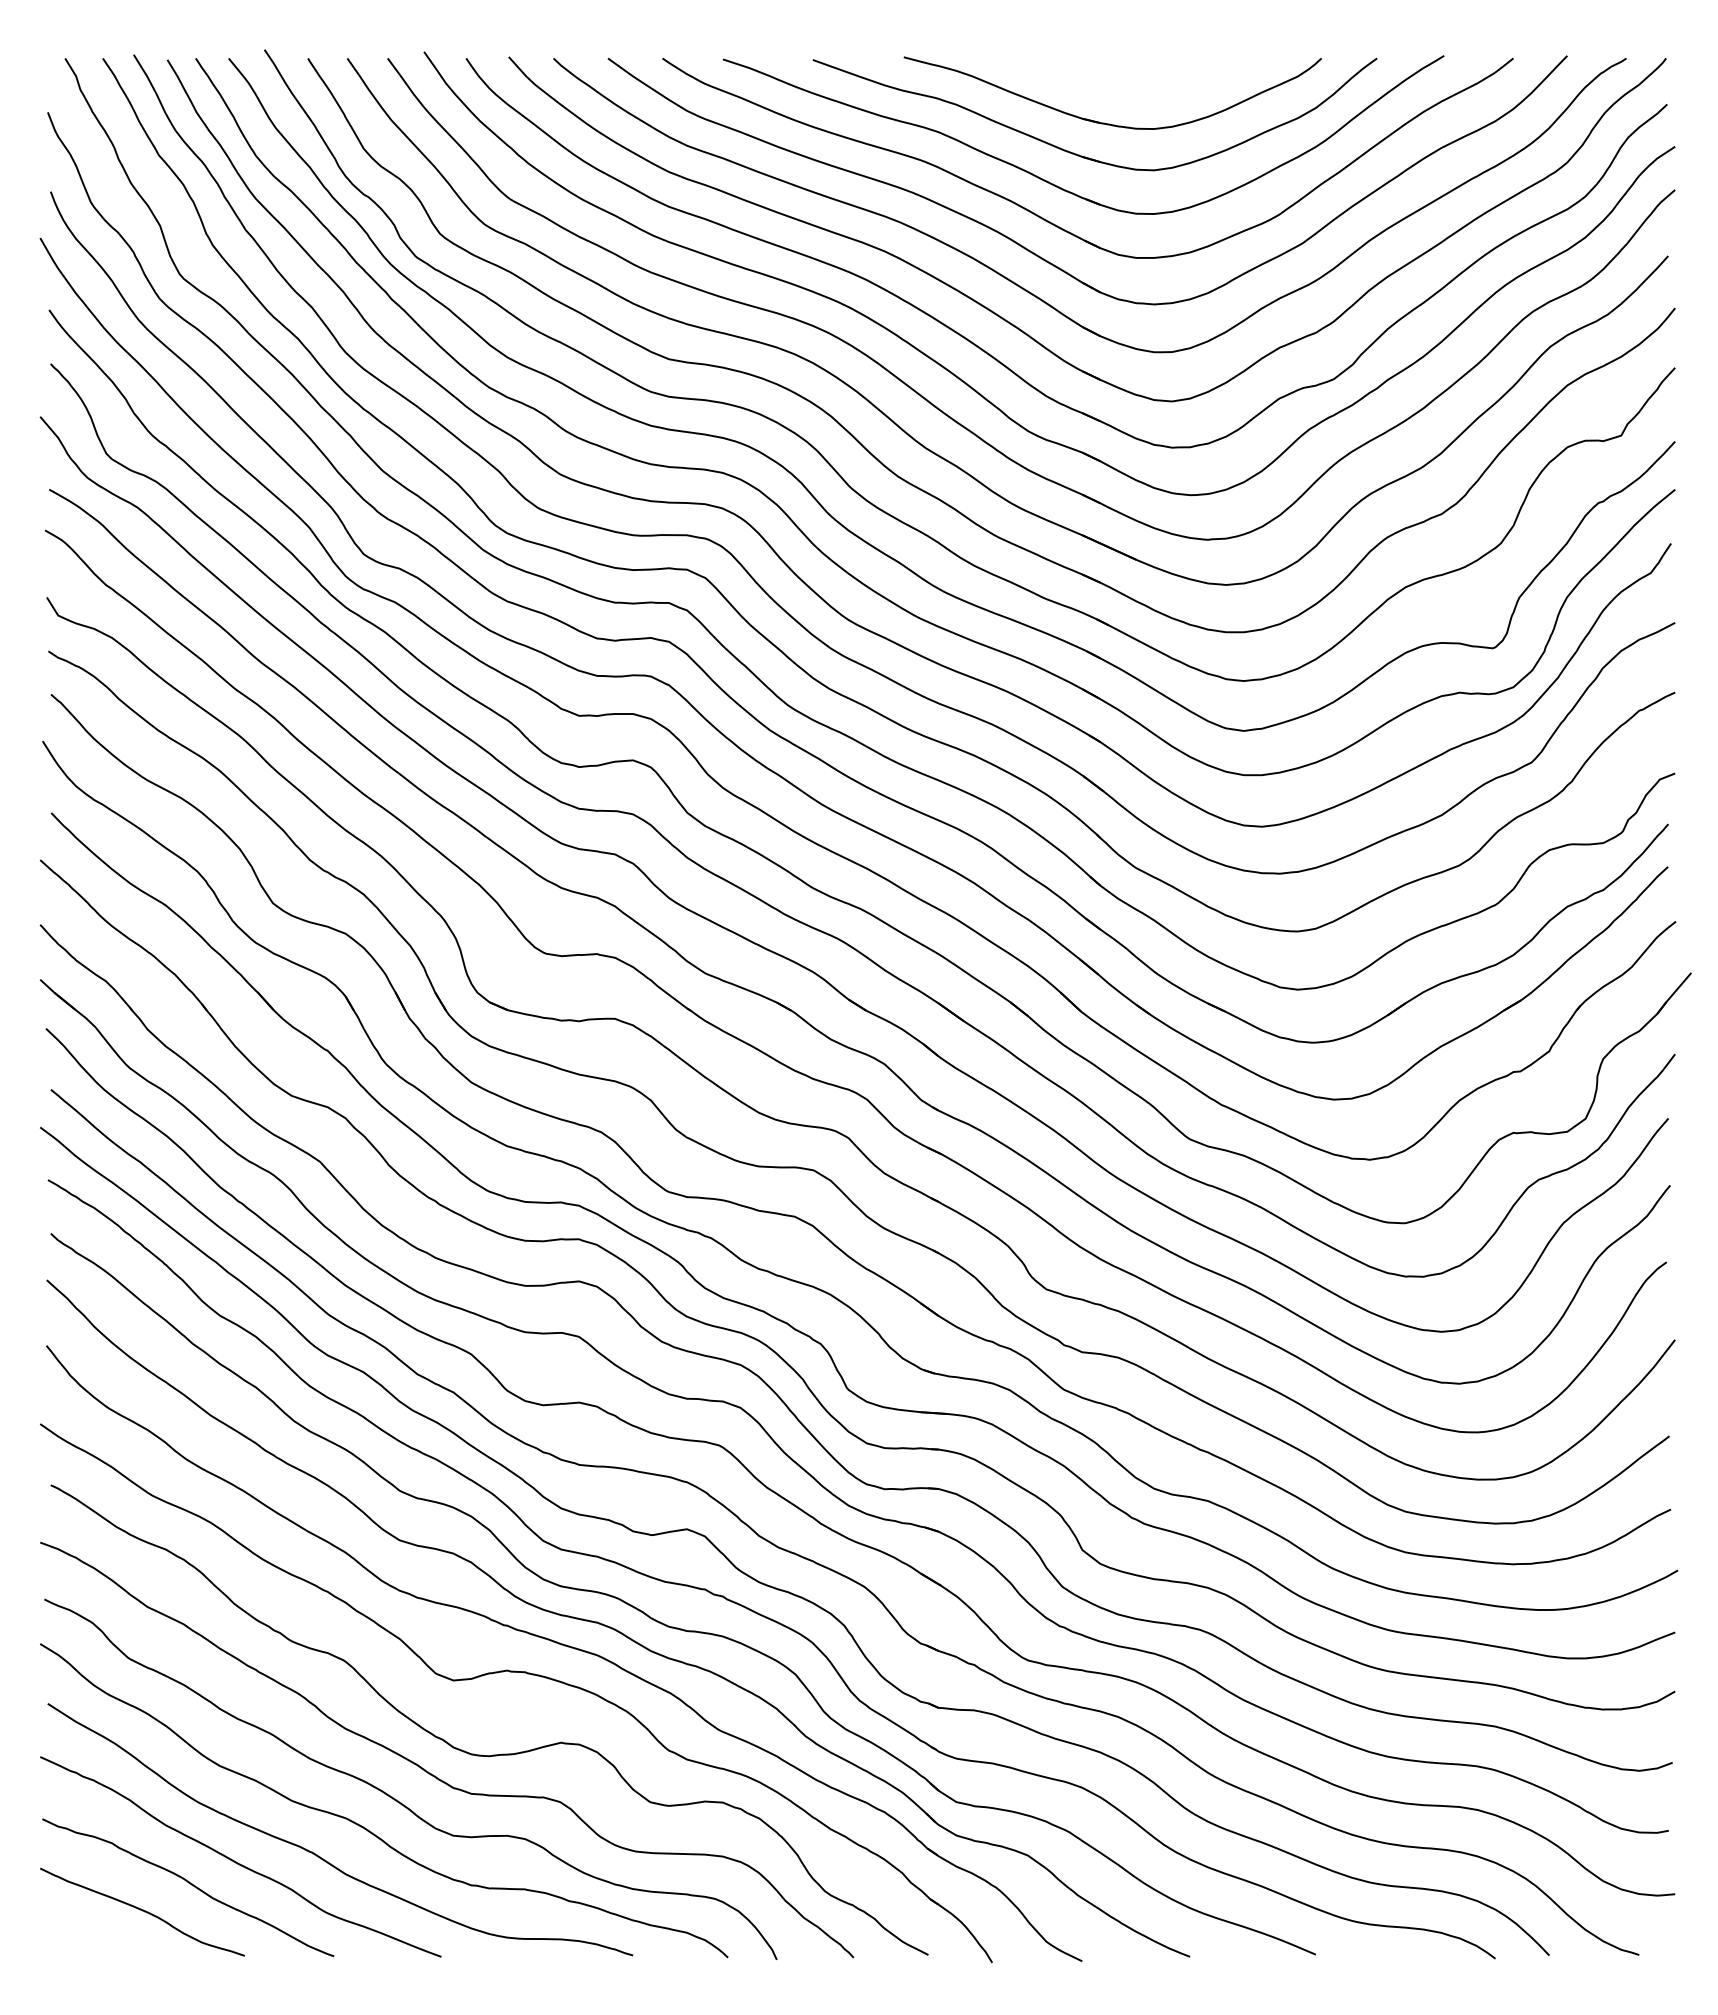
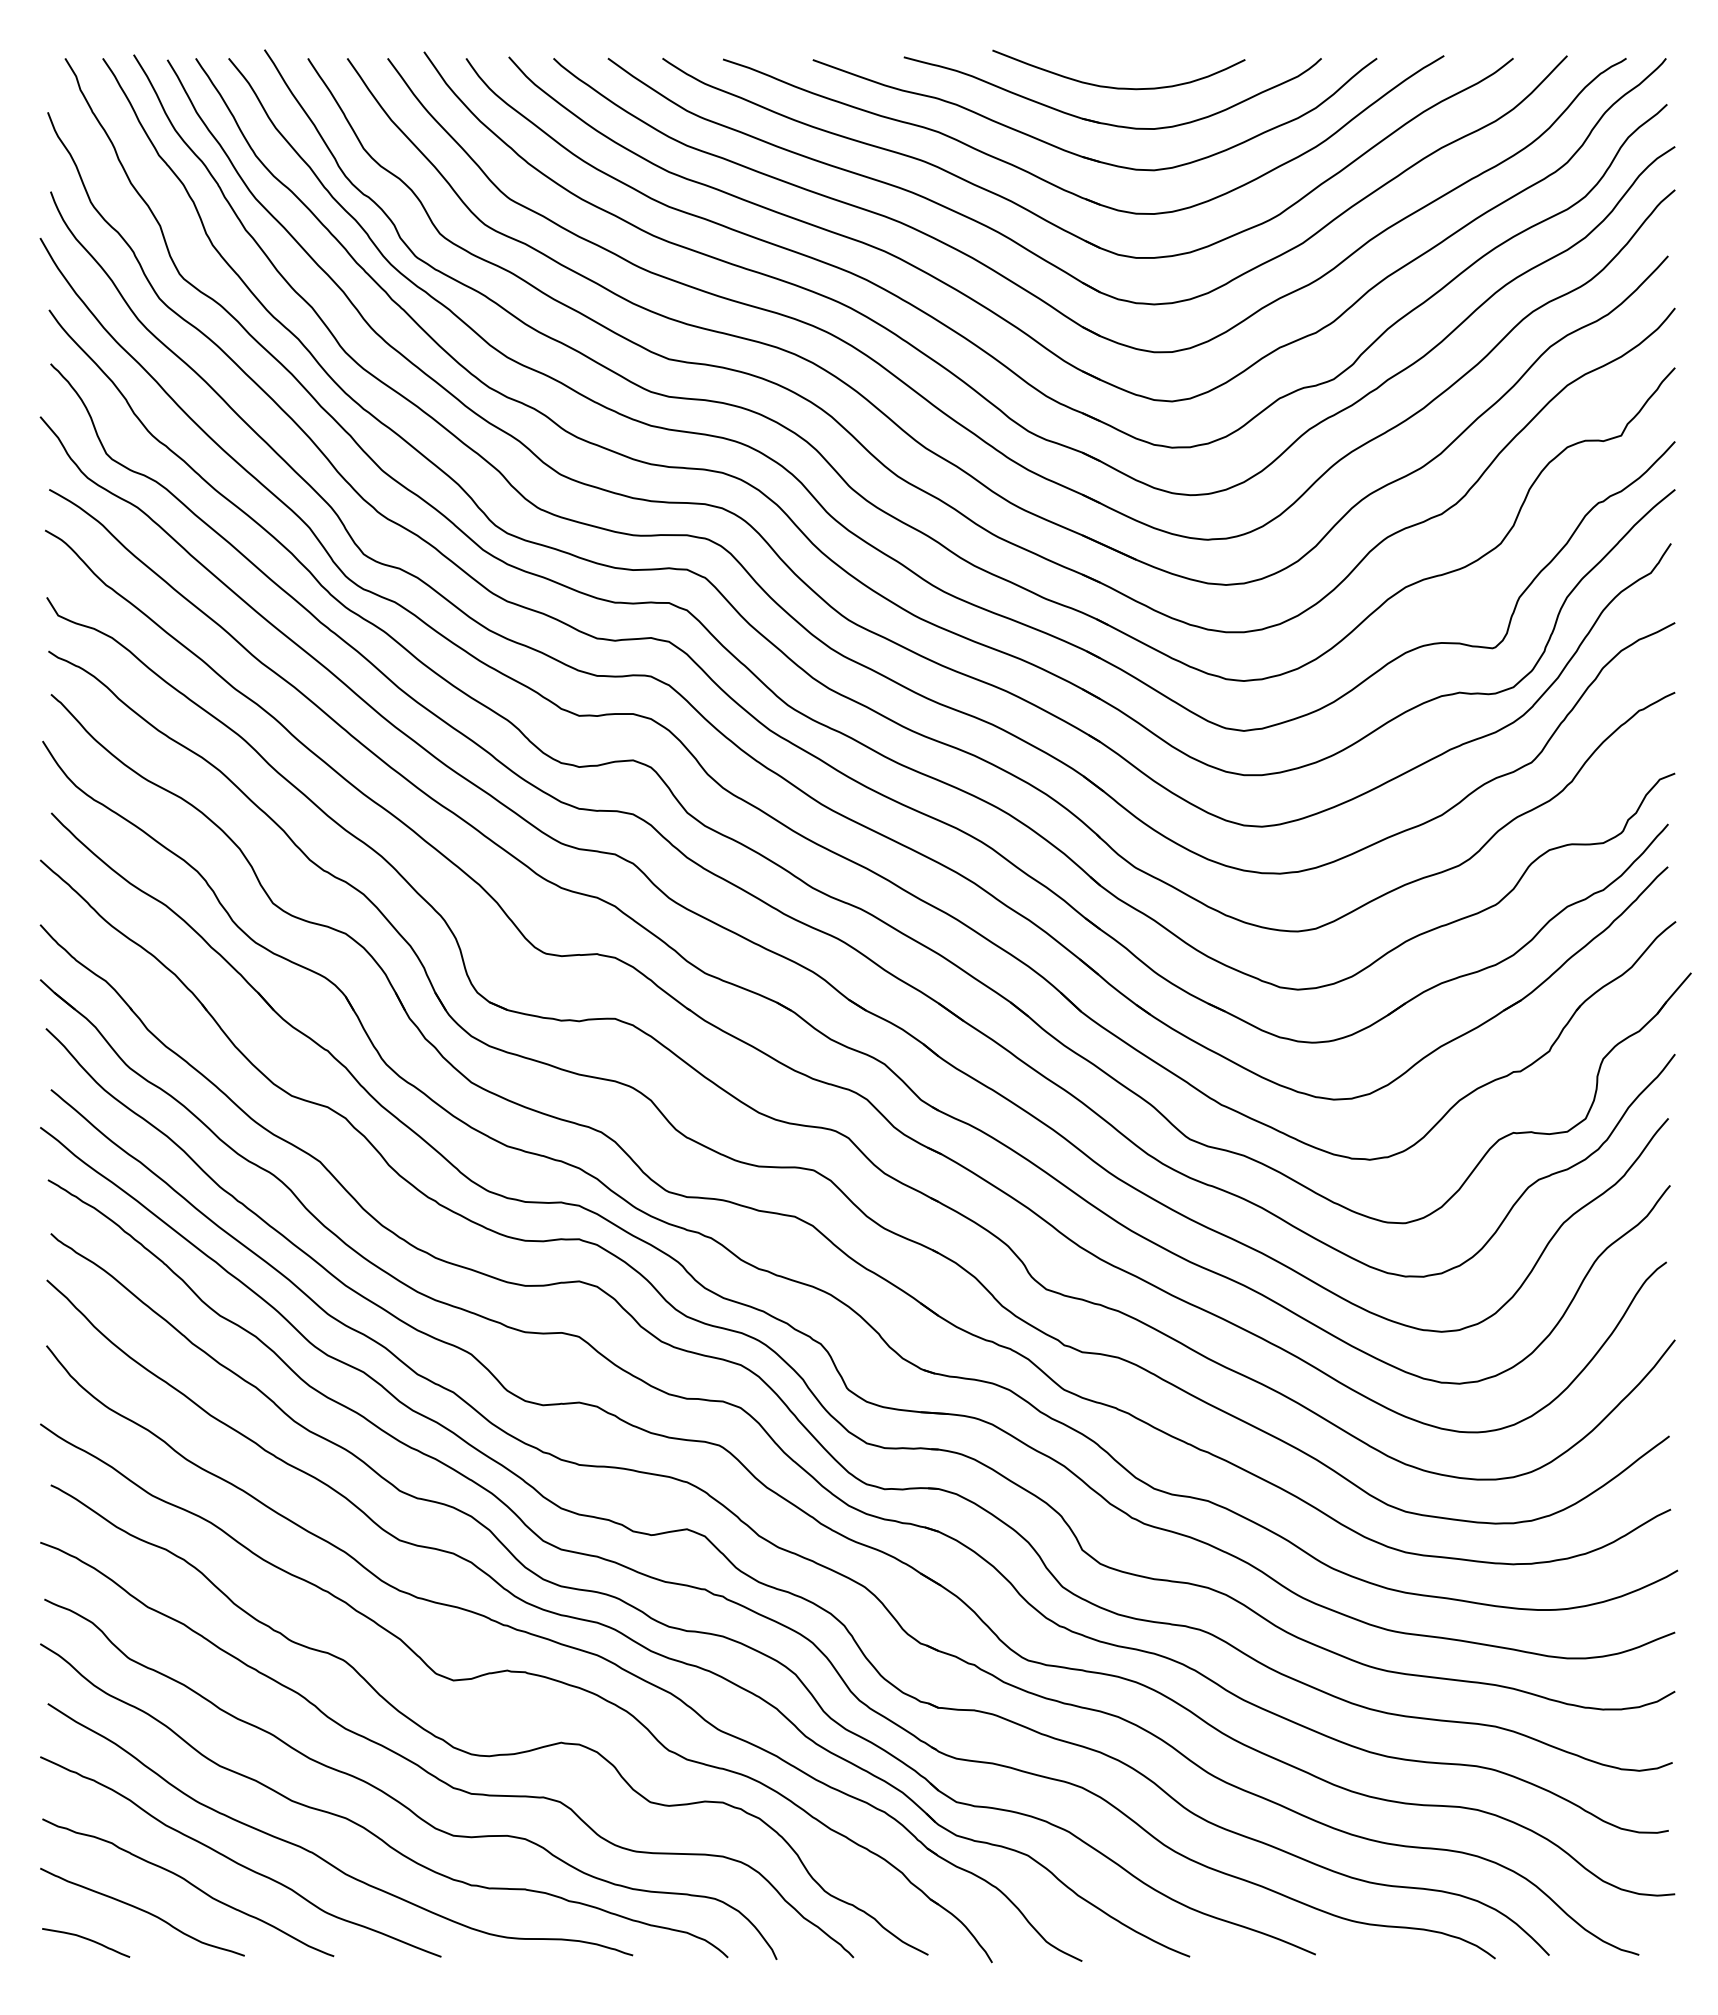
curve: none -> present (1118, 87)
curve: none -> present (88, 1940)
